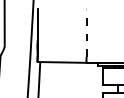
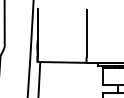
line: dashed -> solid (86, 33)
